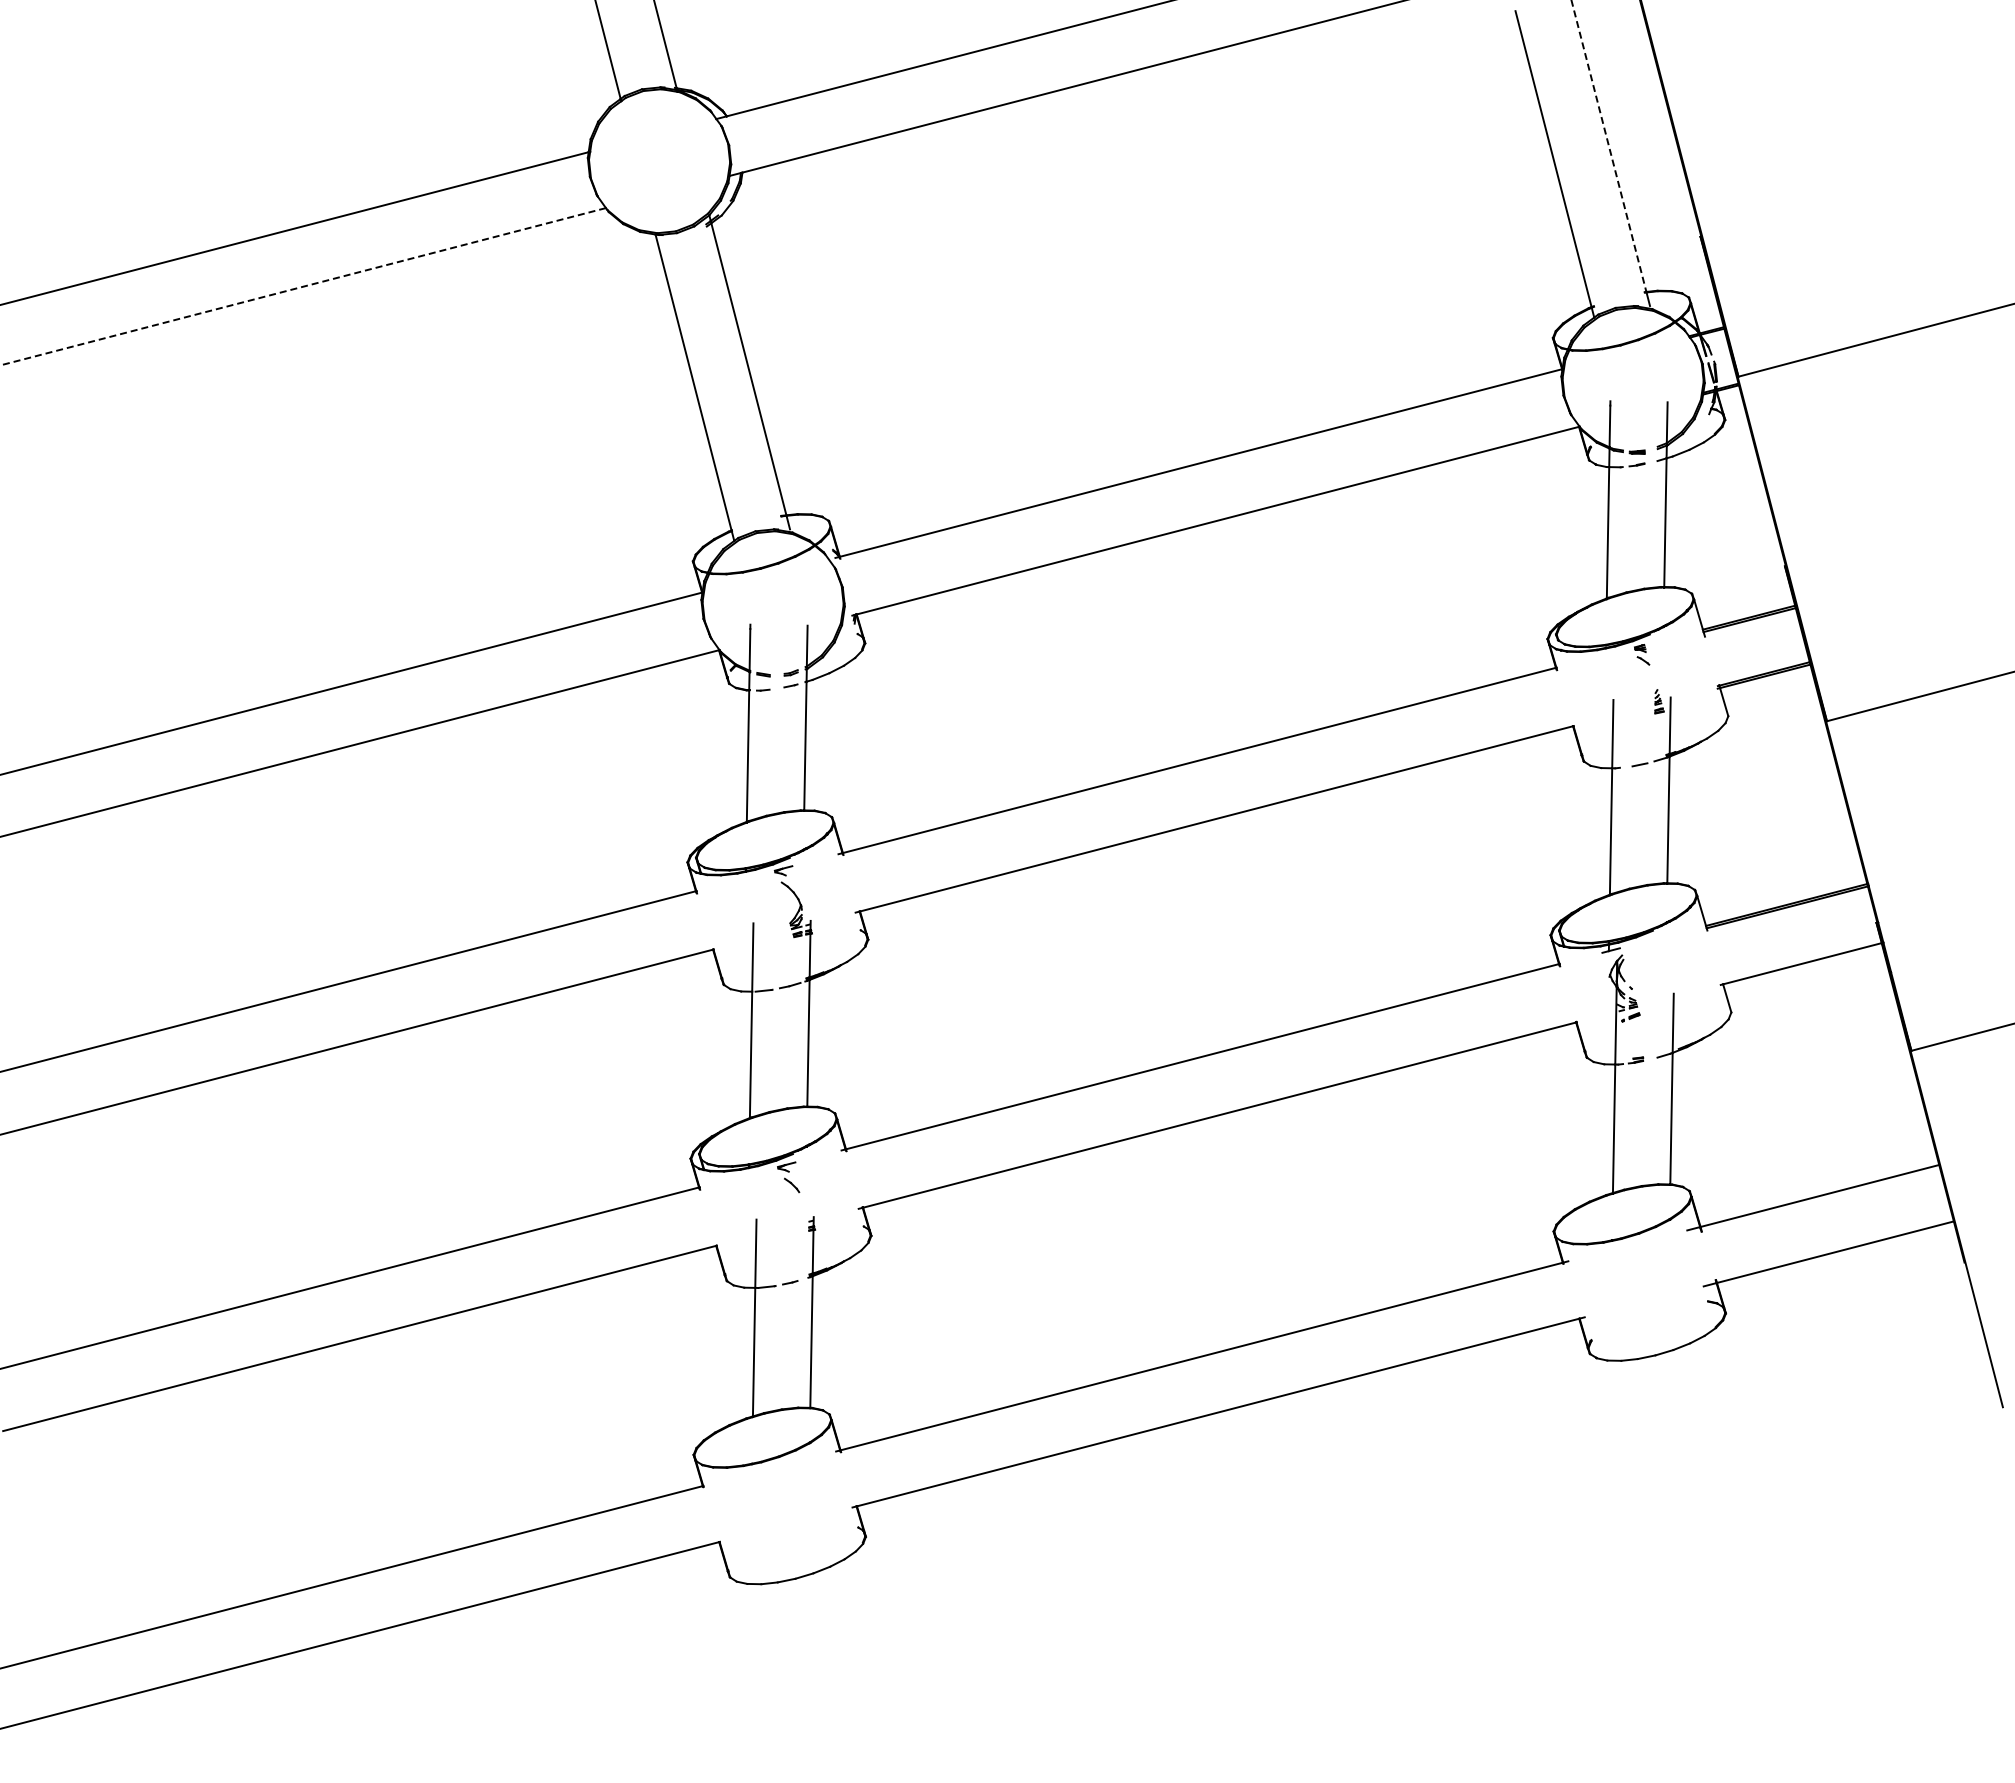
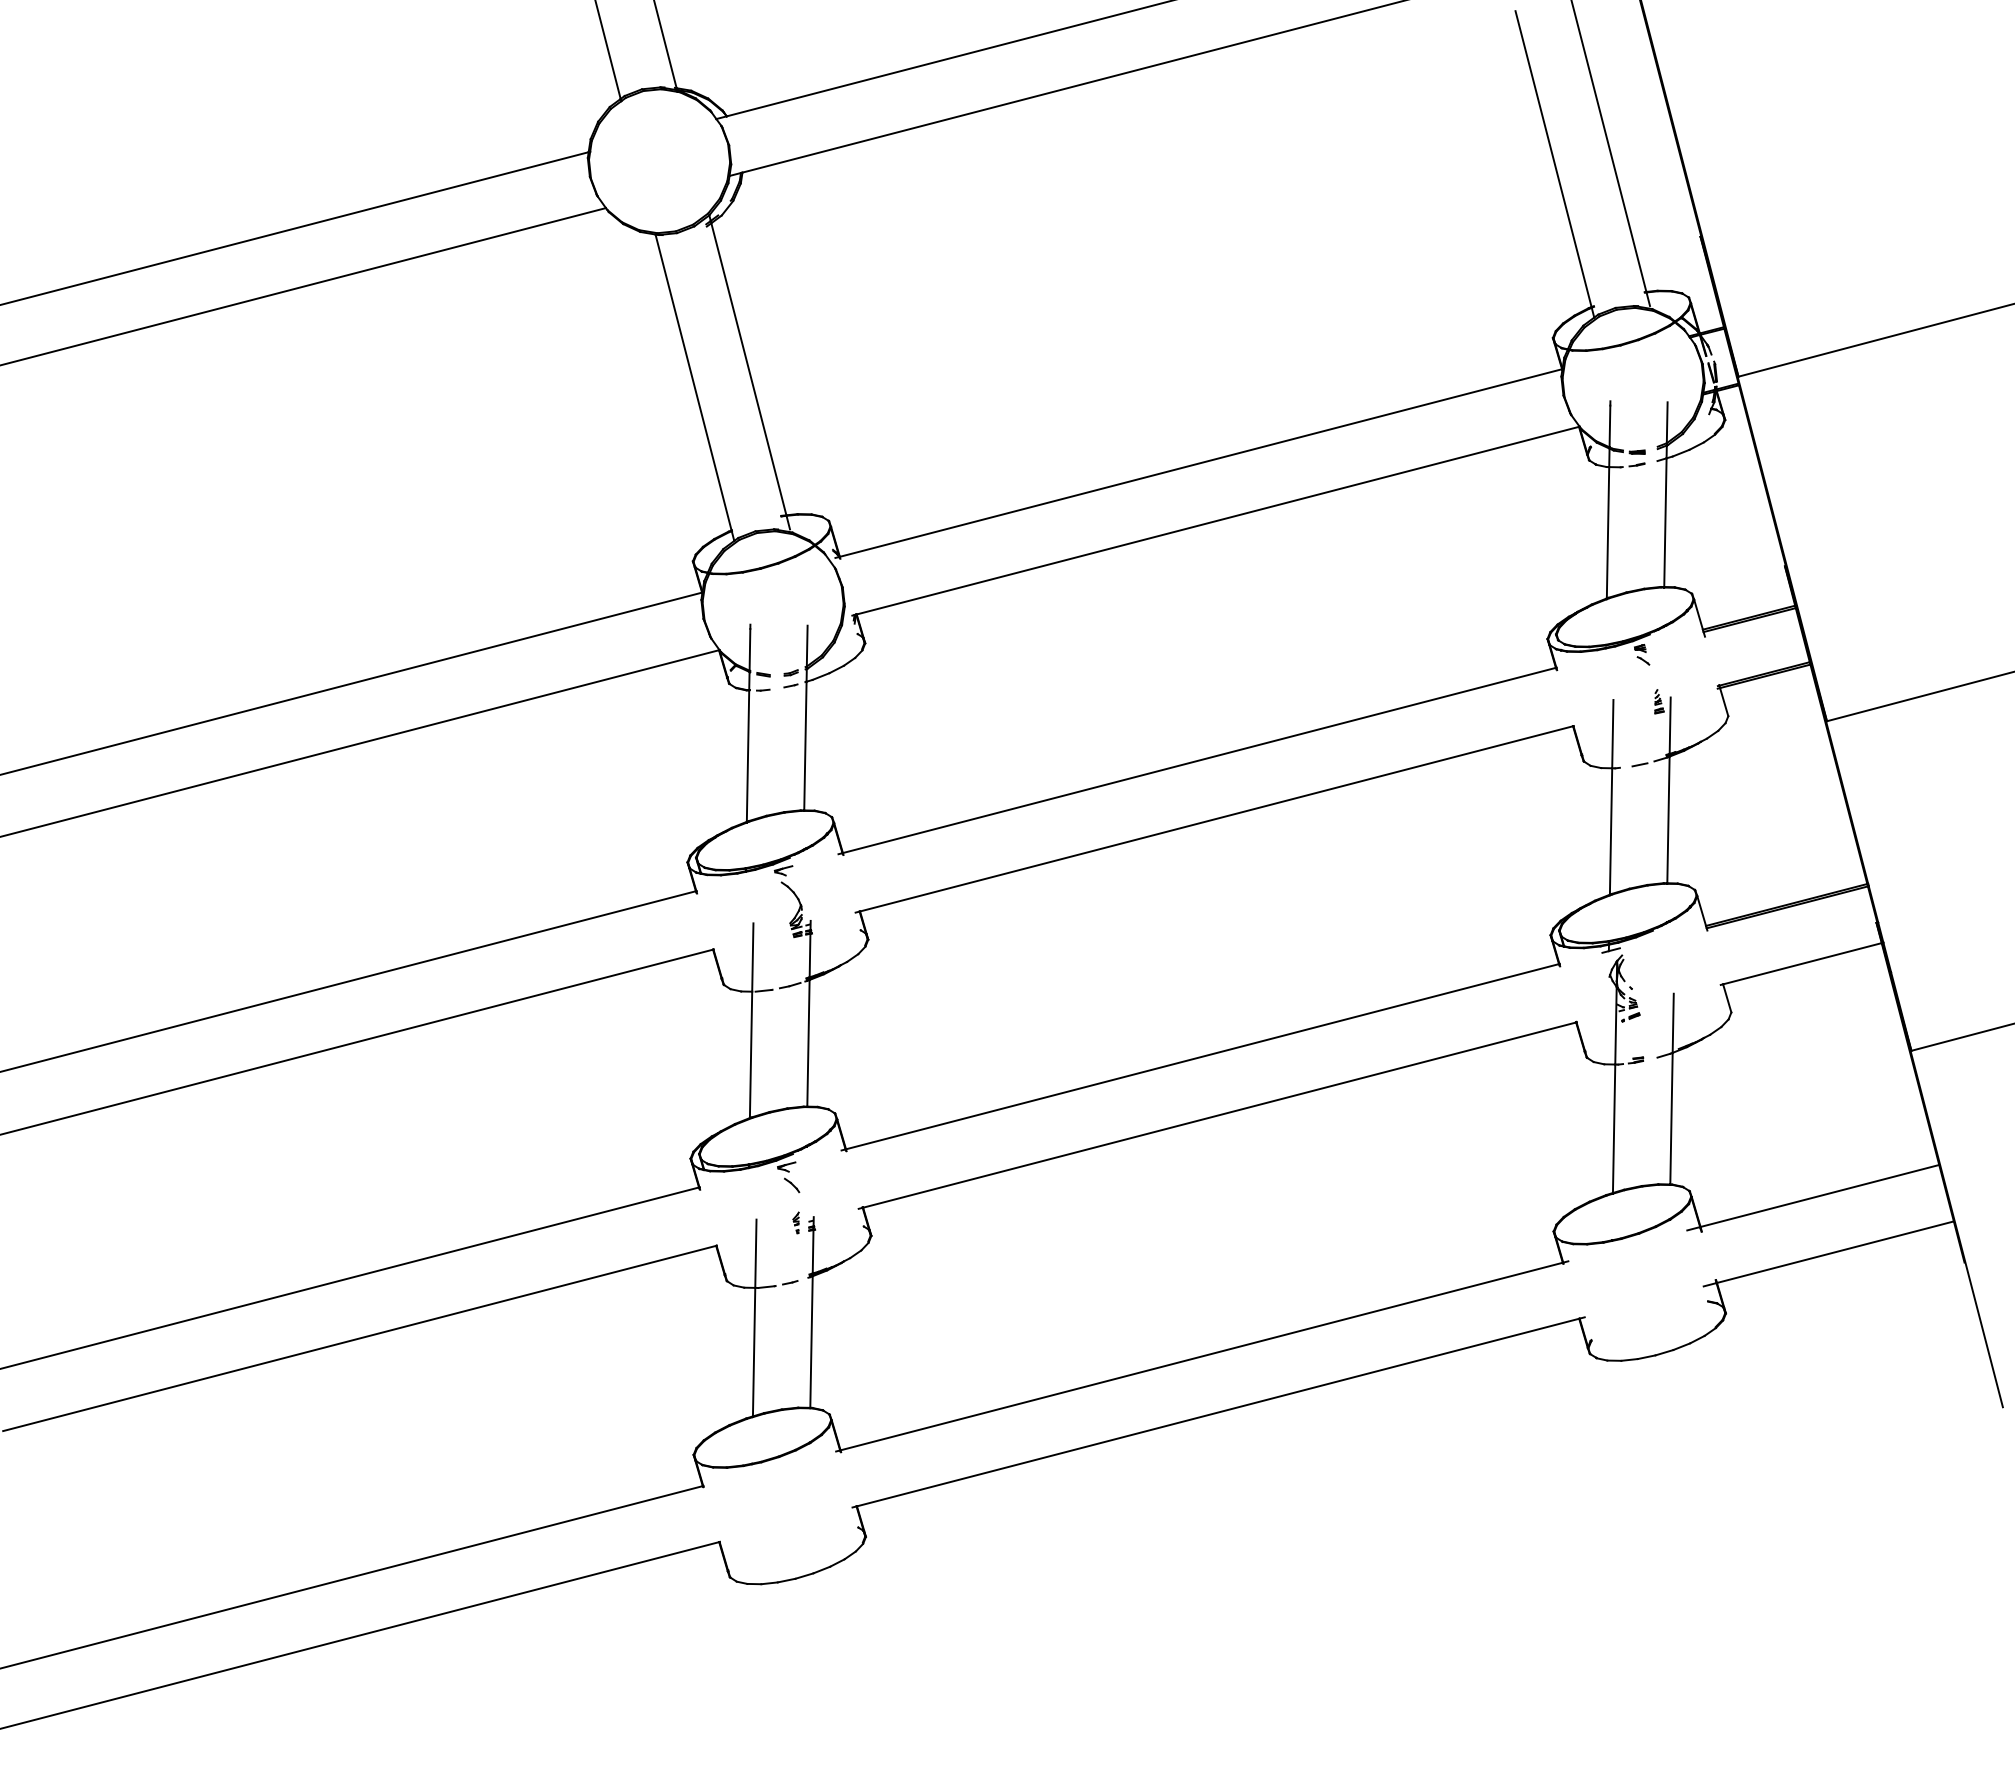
line: dashed -> solid (1609, 146)
line: dashed -> solid (303, 286)
part: none -> present (795, 1222)
